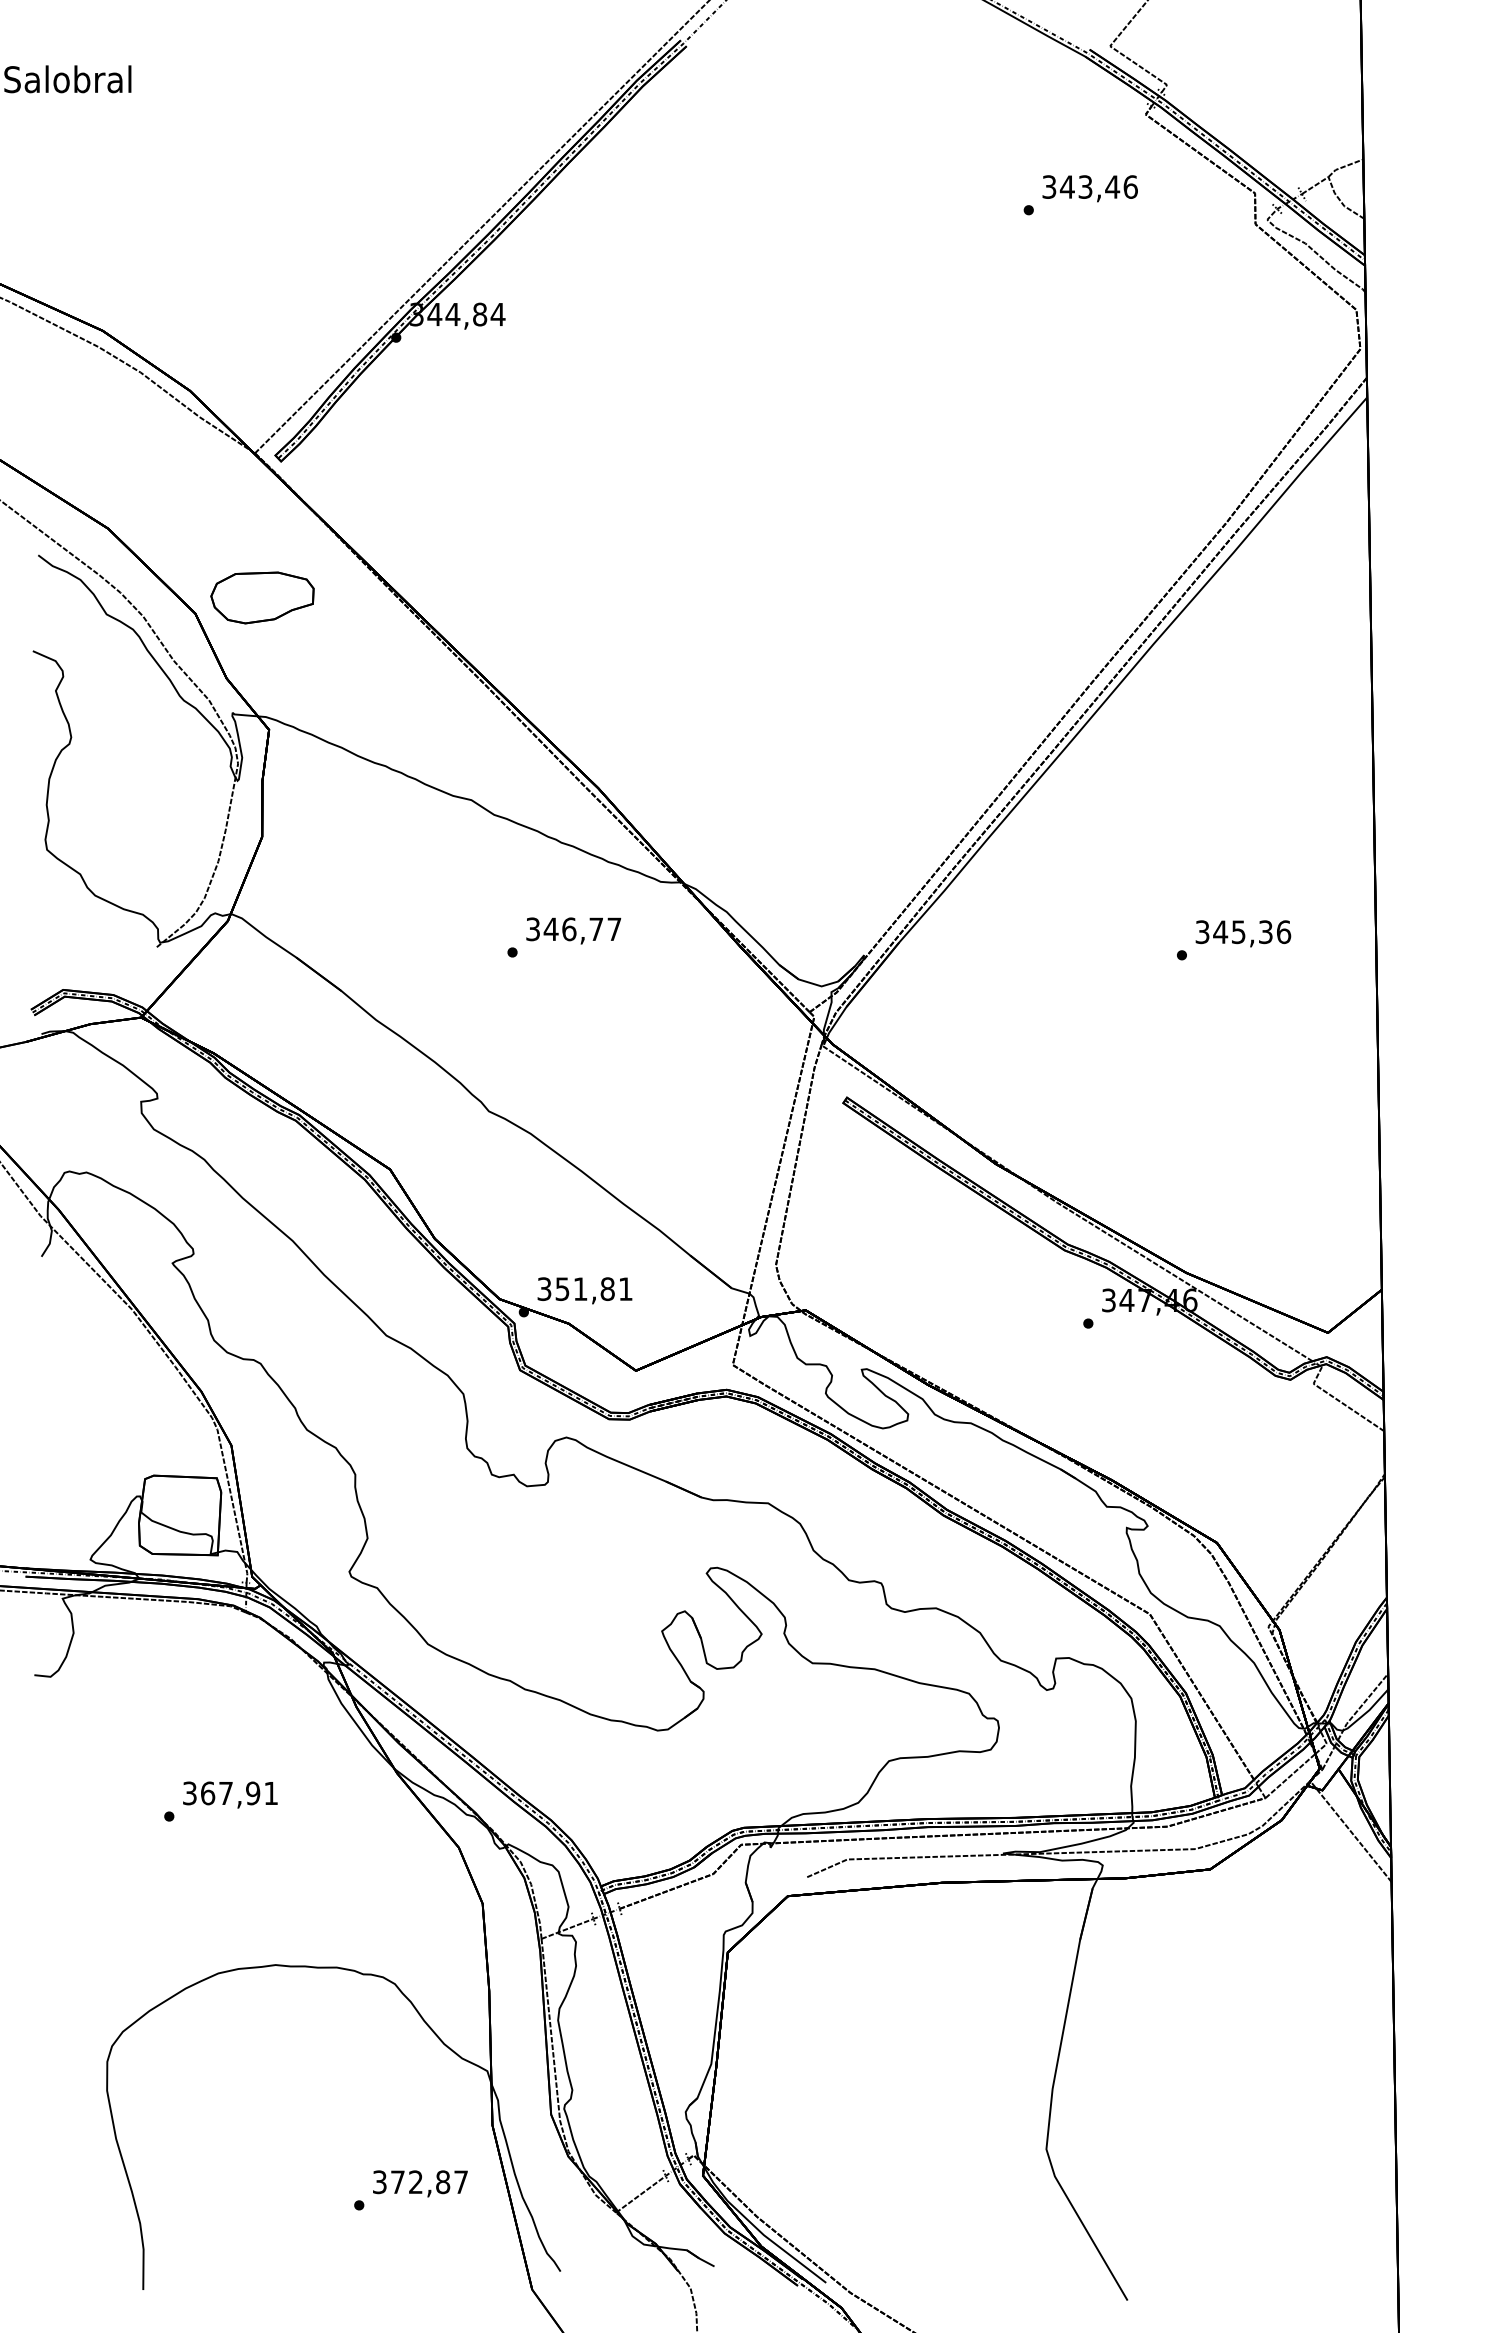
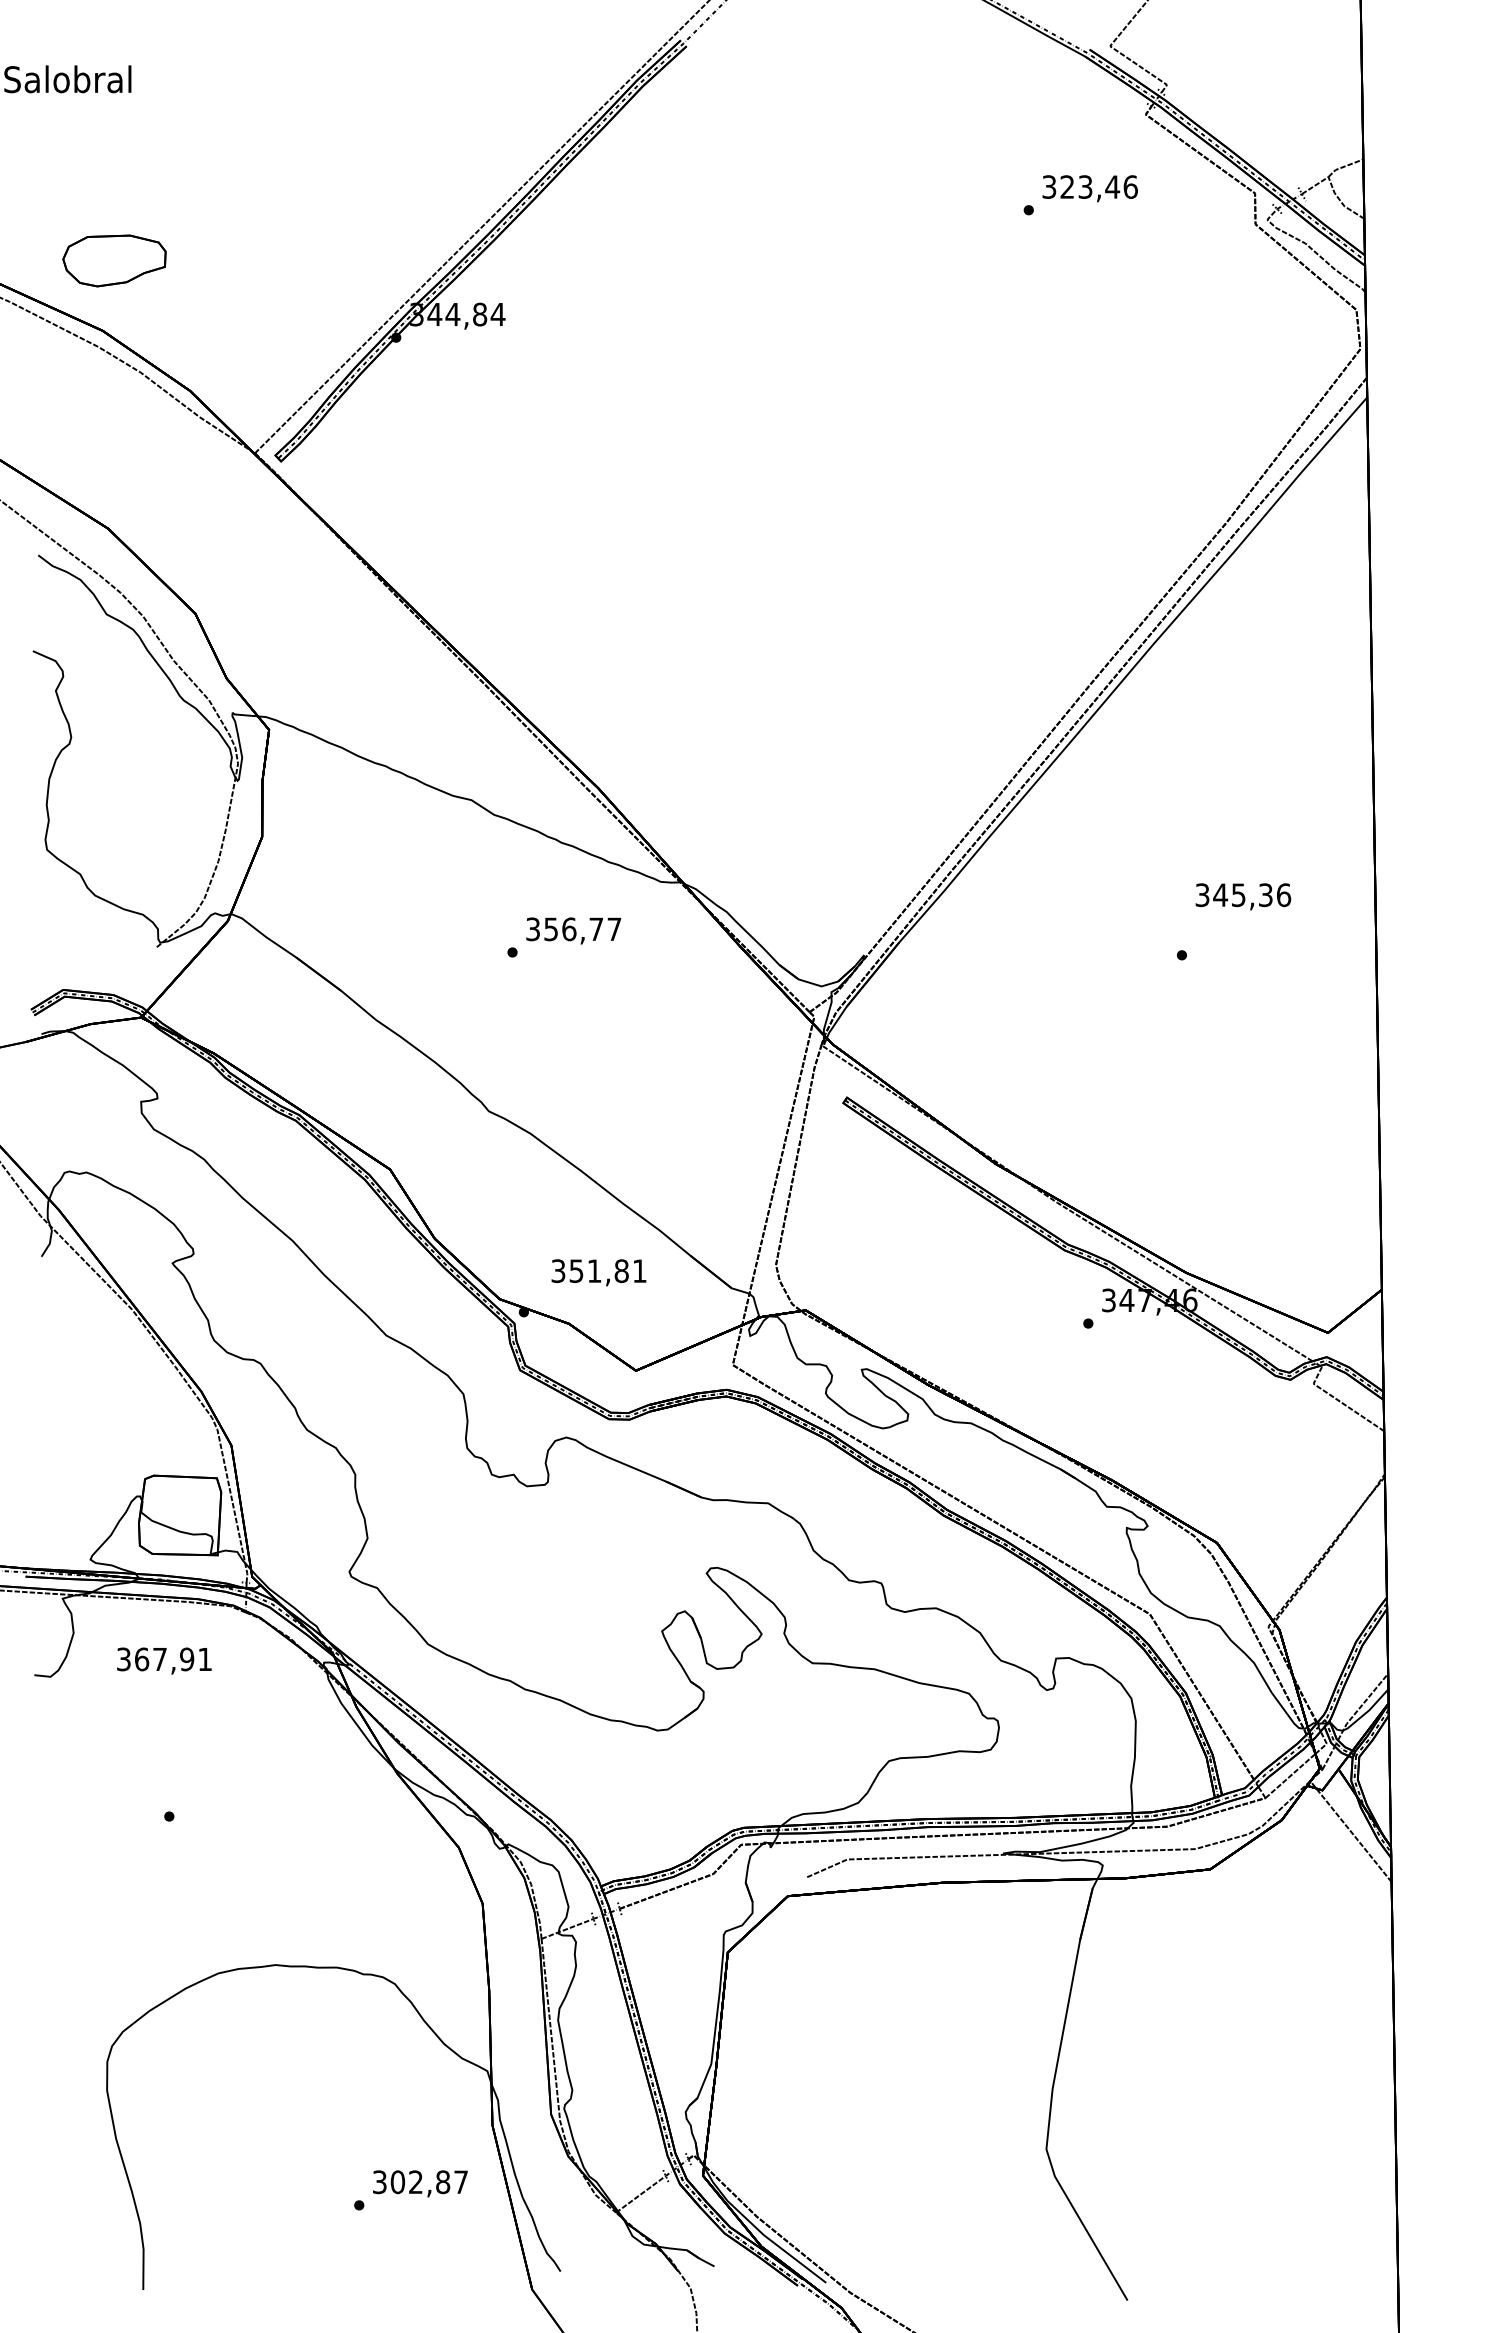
text: 343,46 -> 323,46 (1066, 186)
part position: (262, 597) -> (114, 260) (114, 260)
text: 346,77 -> 356,77 (550, 929)
text position: (1243, 933) -> (1243, 896) (1243, 896)
text position: (584, 1290) -> (598, 1272) (598, 1272)
text position: (230, 1794) -> (164, 1660) (164, 1660)
text: 372,87 -> 302,87 (397, 2182)
